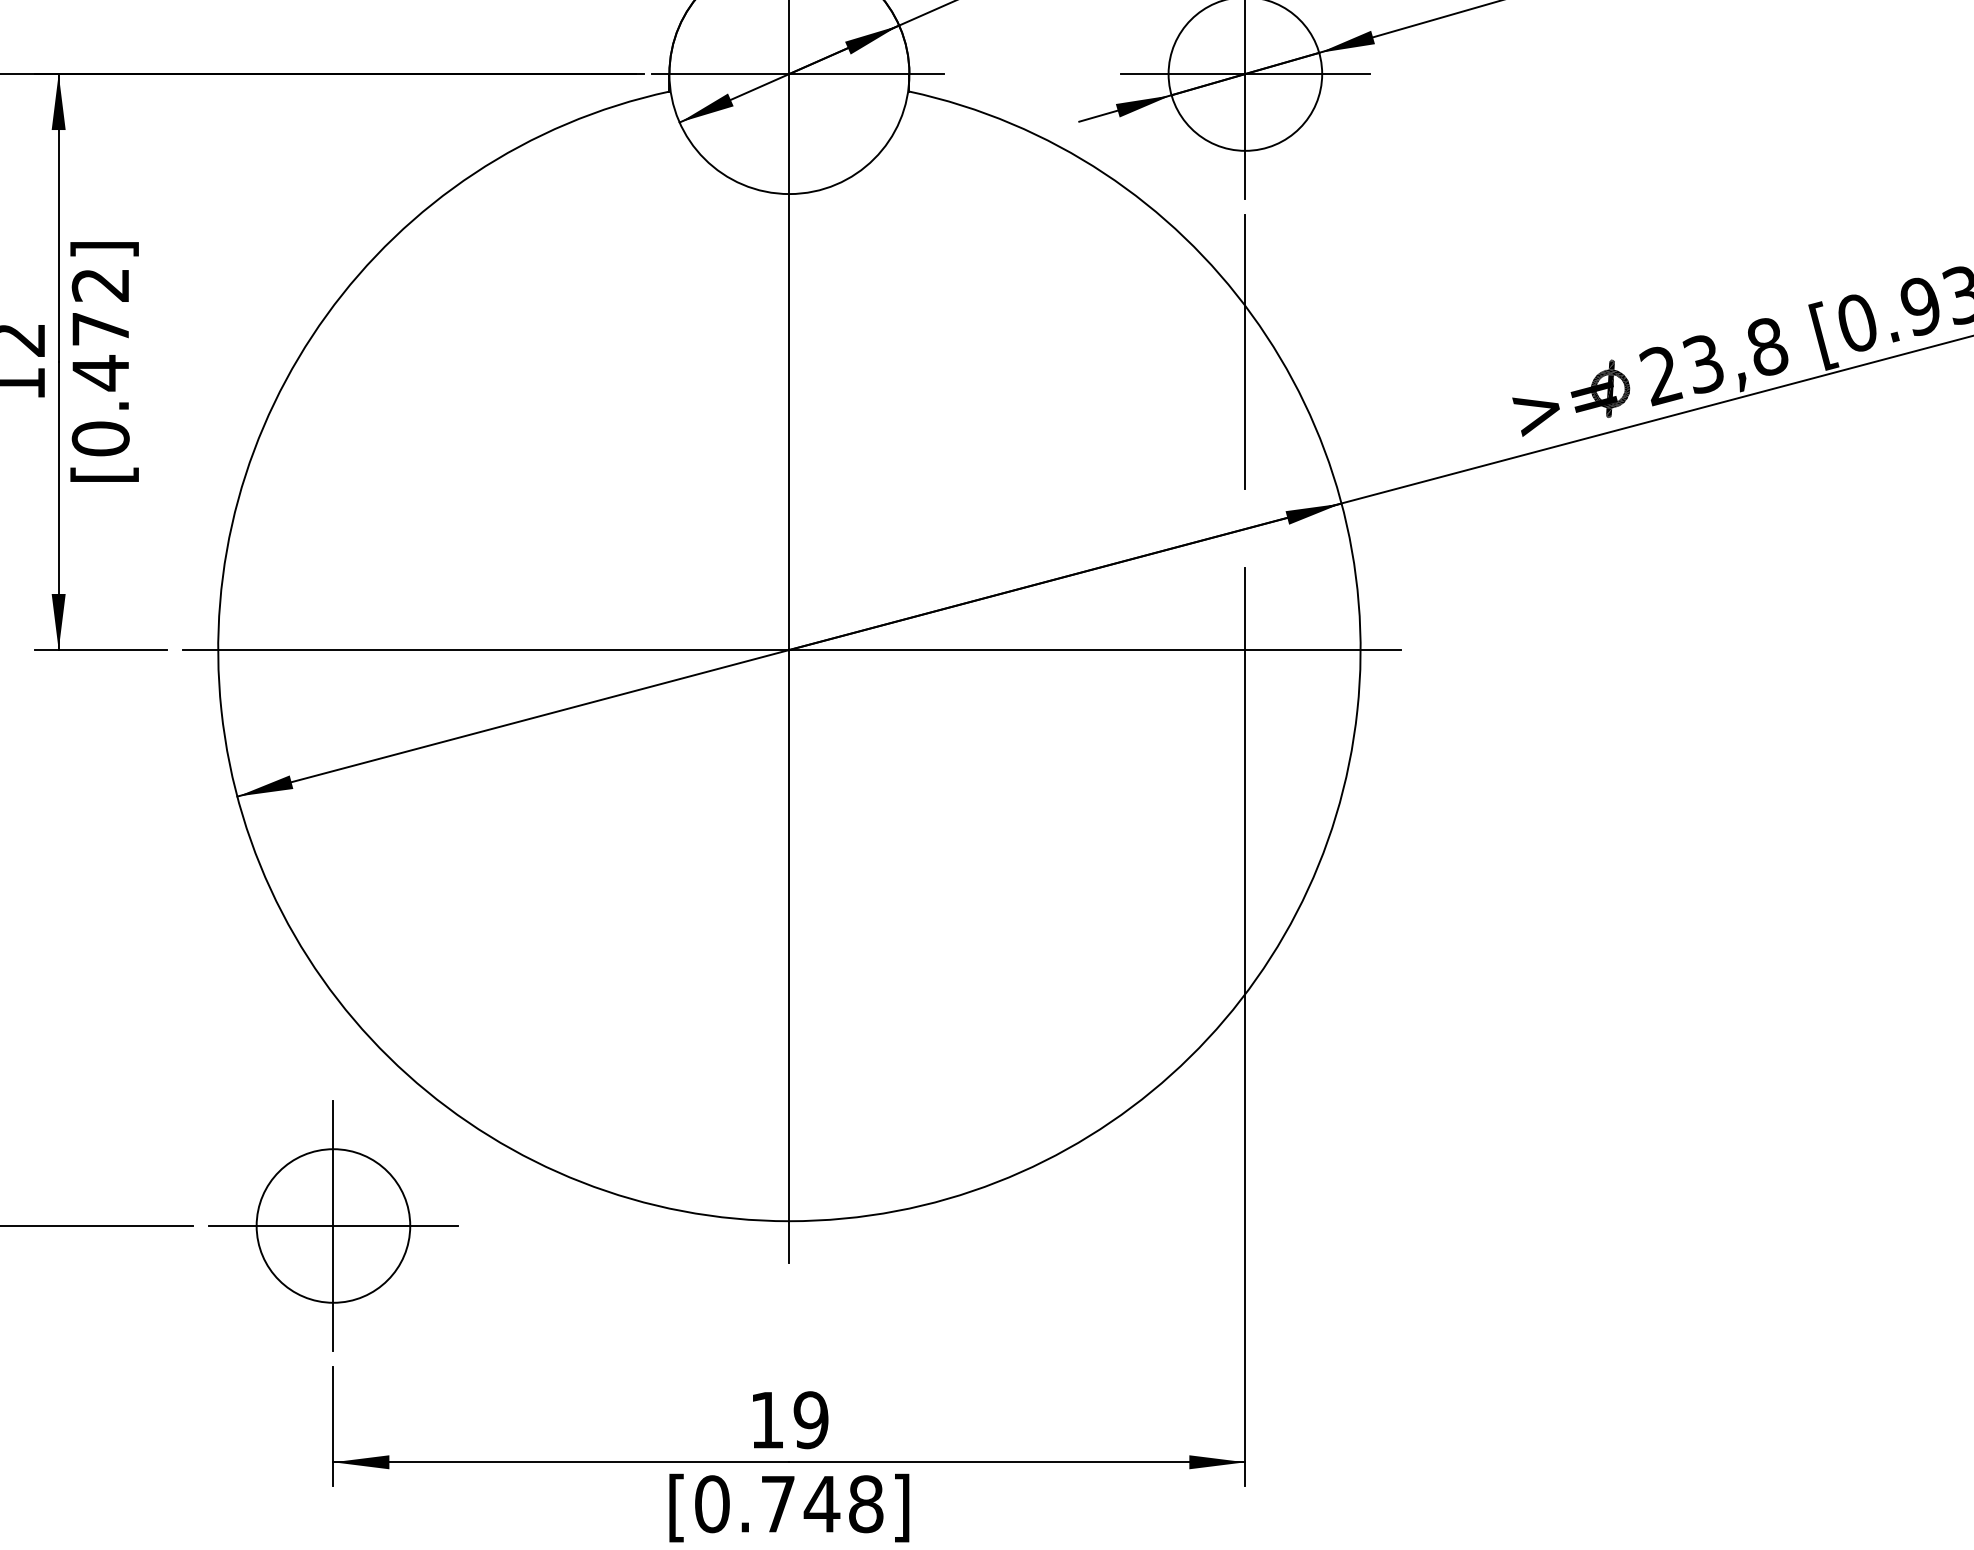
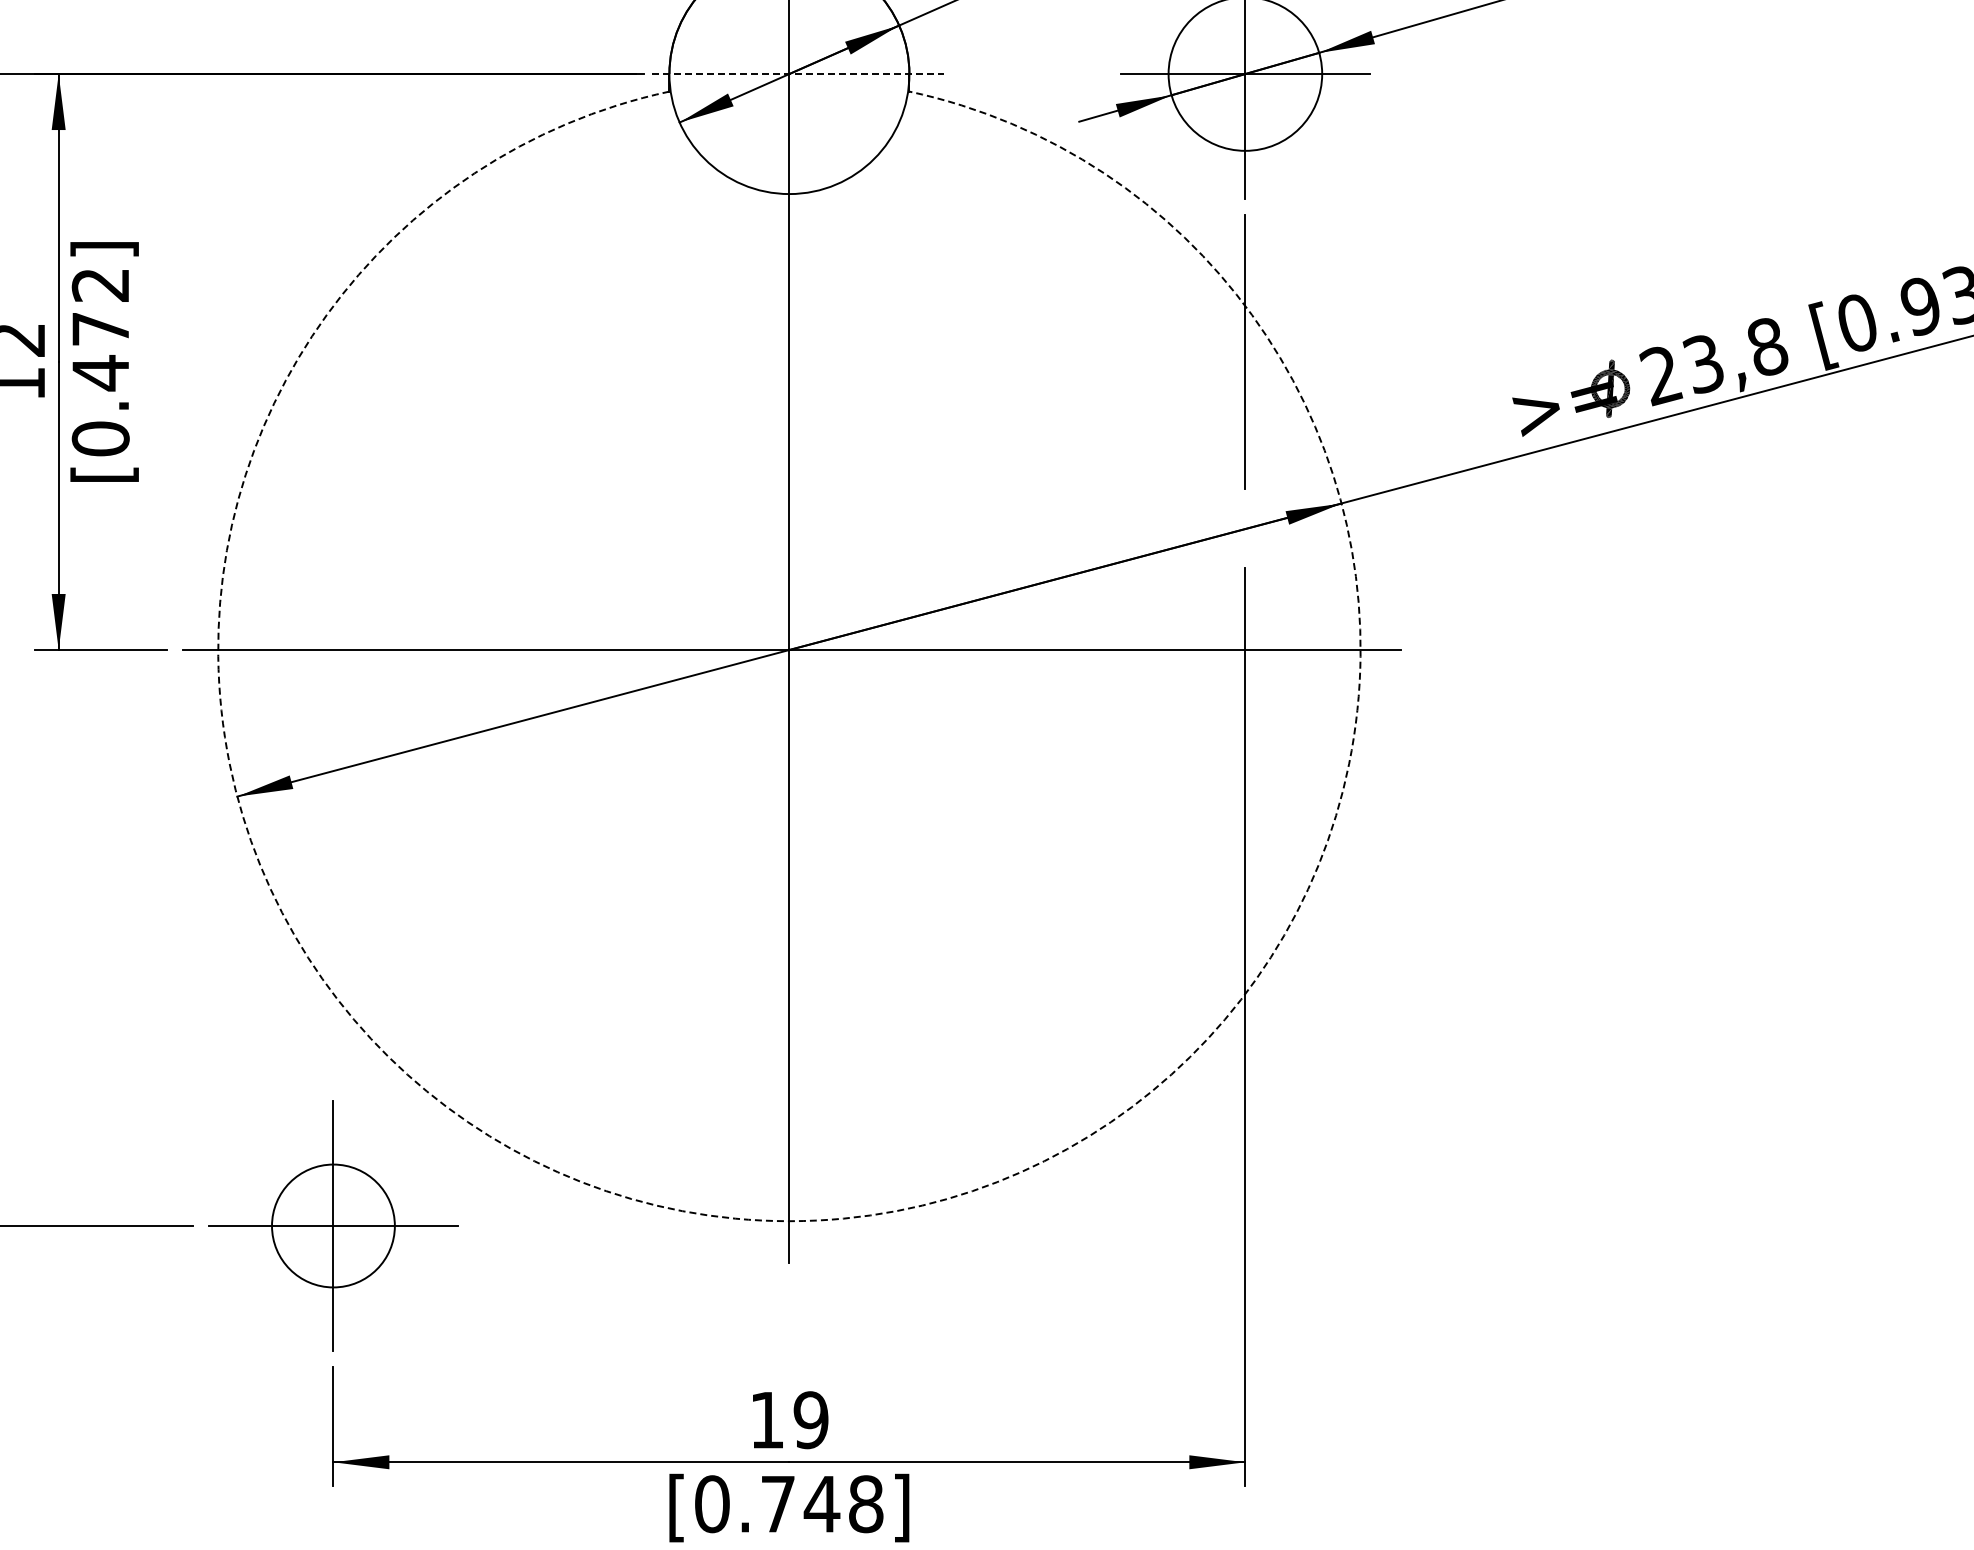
line: solid -> dashed (798, 74)
arc: solid -> dashed (789, 1221)
circle diameter: 154 px -> 123 px (333, 1225)
